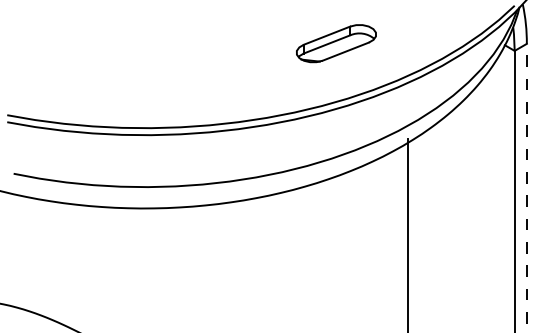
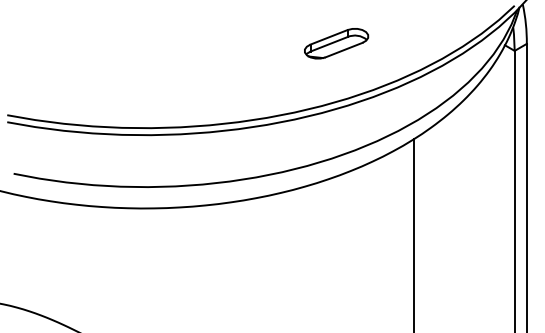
part size: 81x40 px -> 66x32 px (336, 43)
line: dashed -> solid (526, 187)
line position: (407, 234) -> (413, 234) (413, 234)
